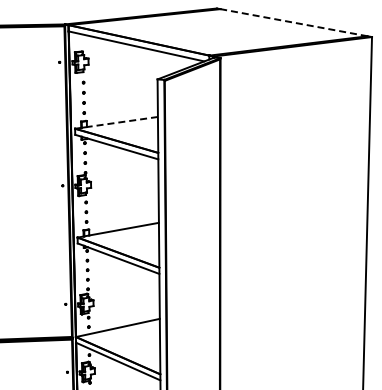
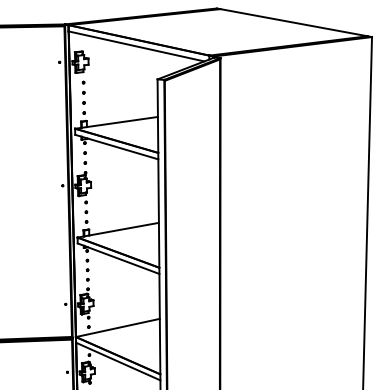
line: dashed -> solid (294, 22)
line: dashed -> solid (122, 122)
